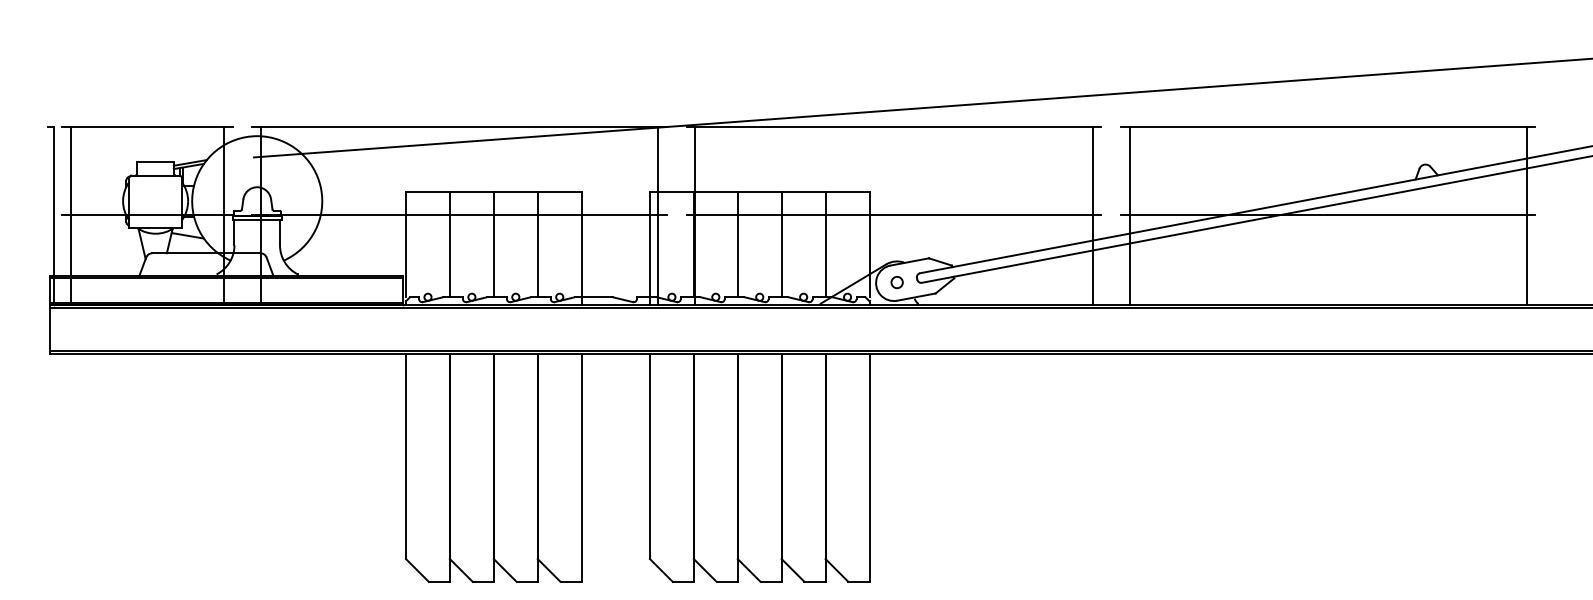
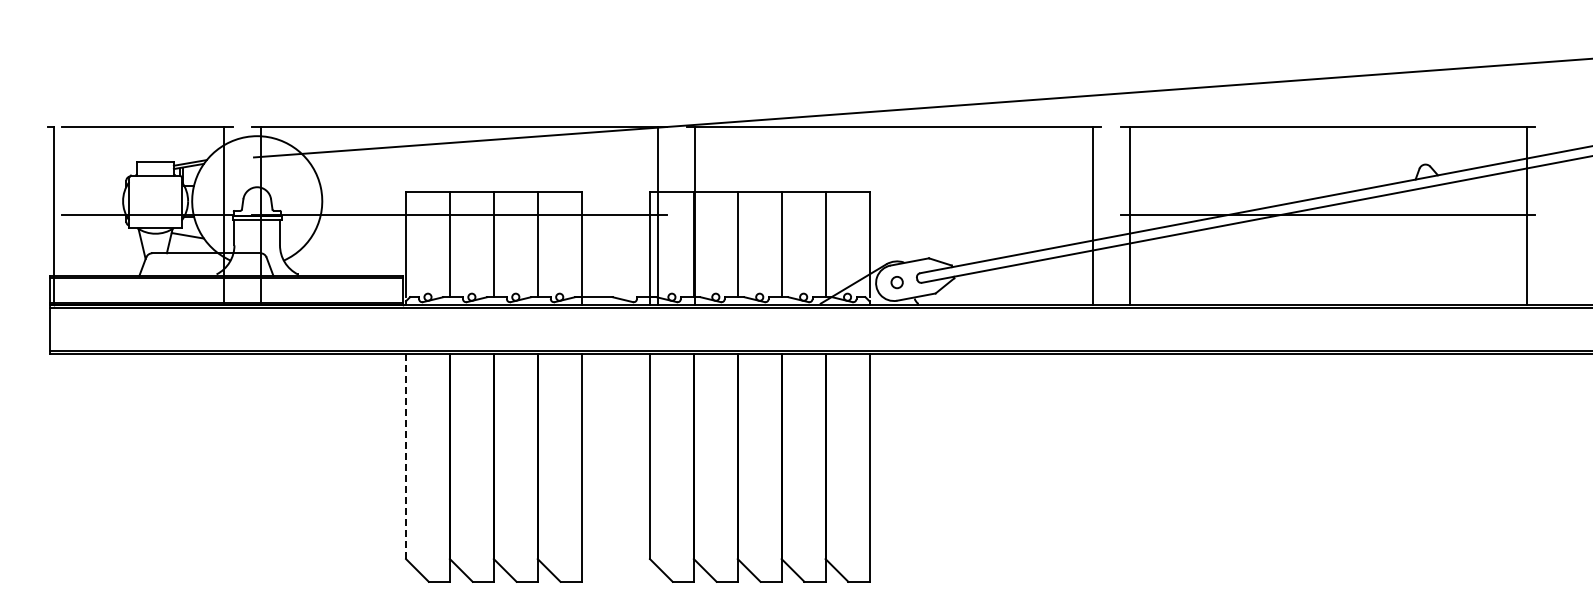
line: present -> none (893, 215)
line: present -> none (70, 216)
line: solid -> dashed (406, 456)
